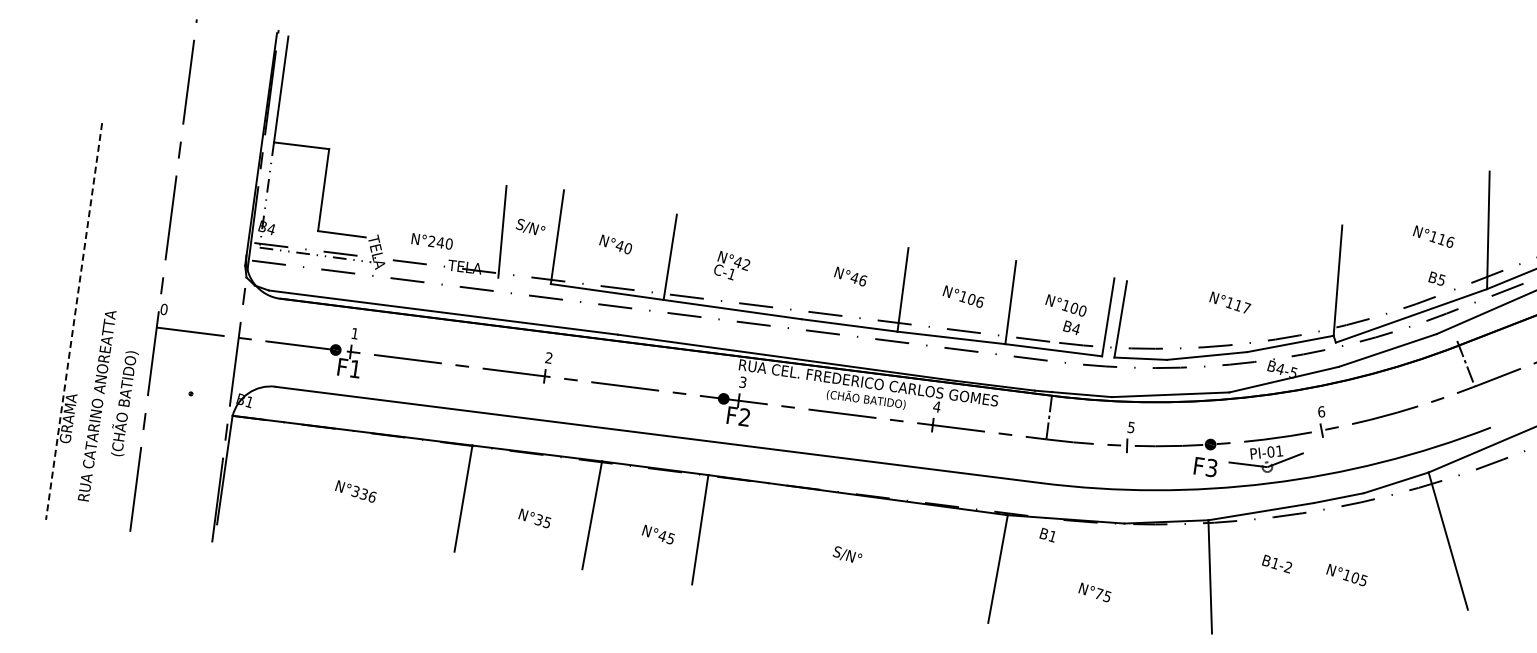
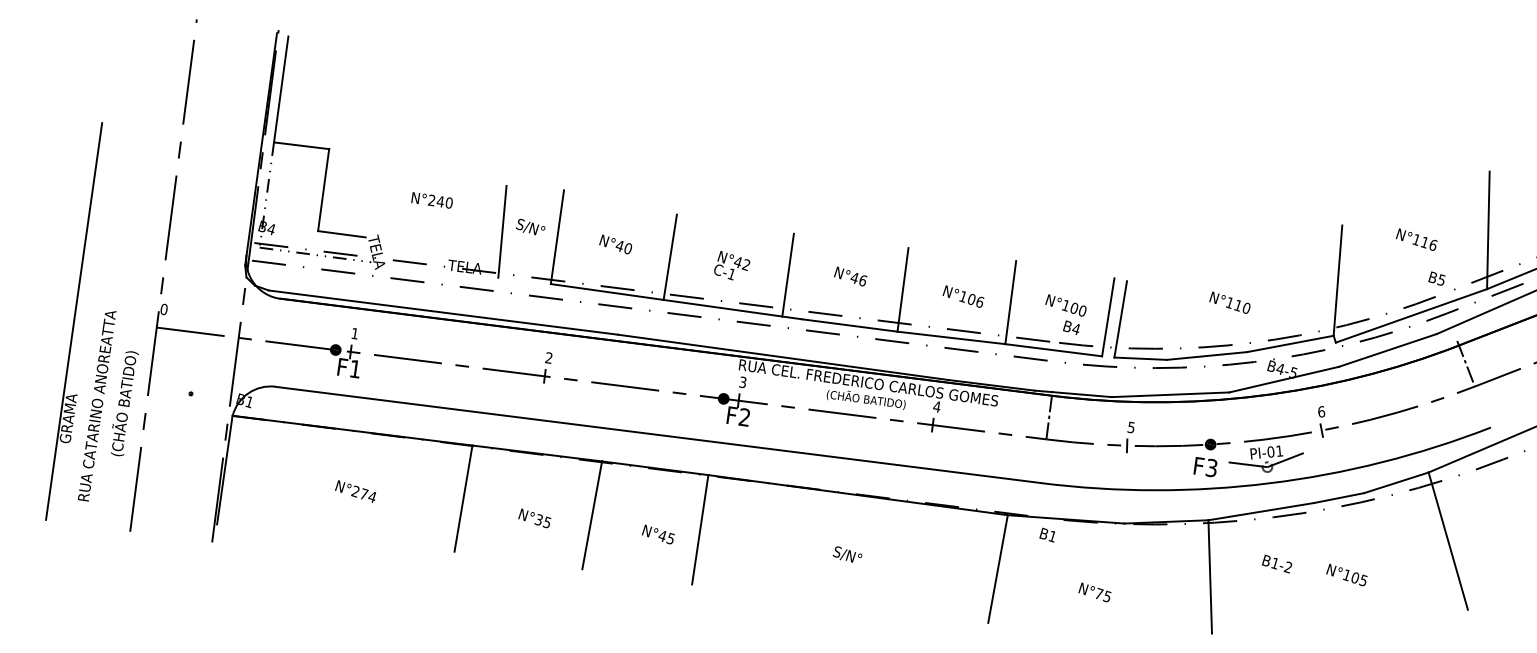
text position: (1433, 236) -> (1416, 239) (1416, 239)
text position: (431, 241) -> (431, 200) (431, 200)
line: none -> present (787, 274)
text: N°117 -> N°110 (1246, 307)
line: dashed -> solid (74, 321)
text: N°336 -> N°274 (363, 494)
